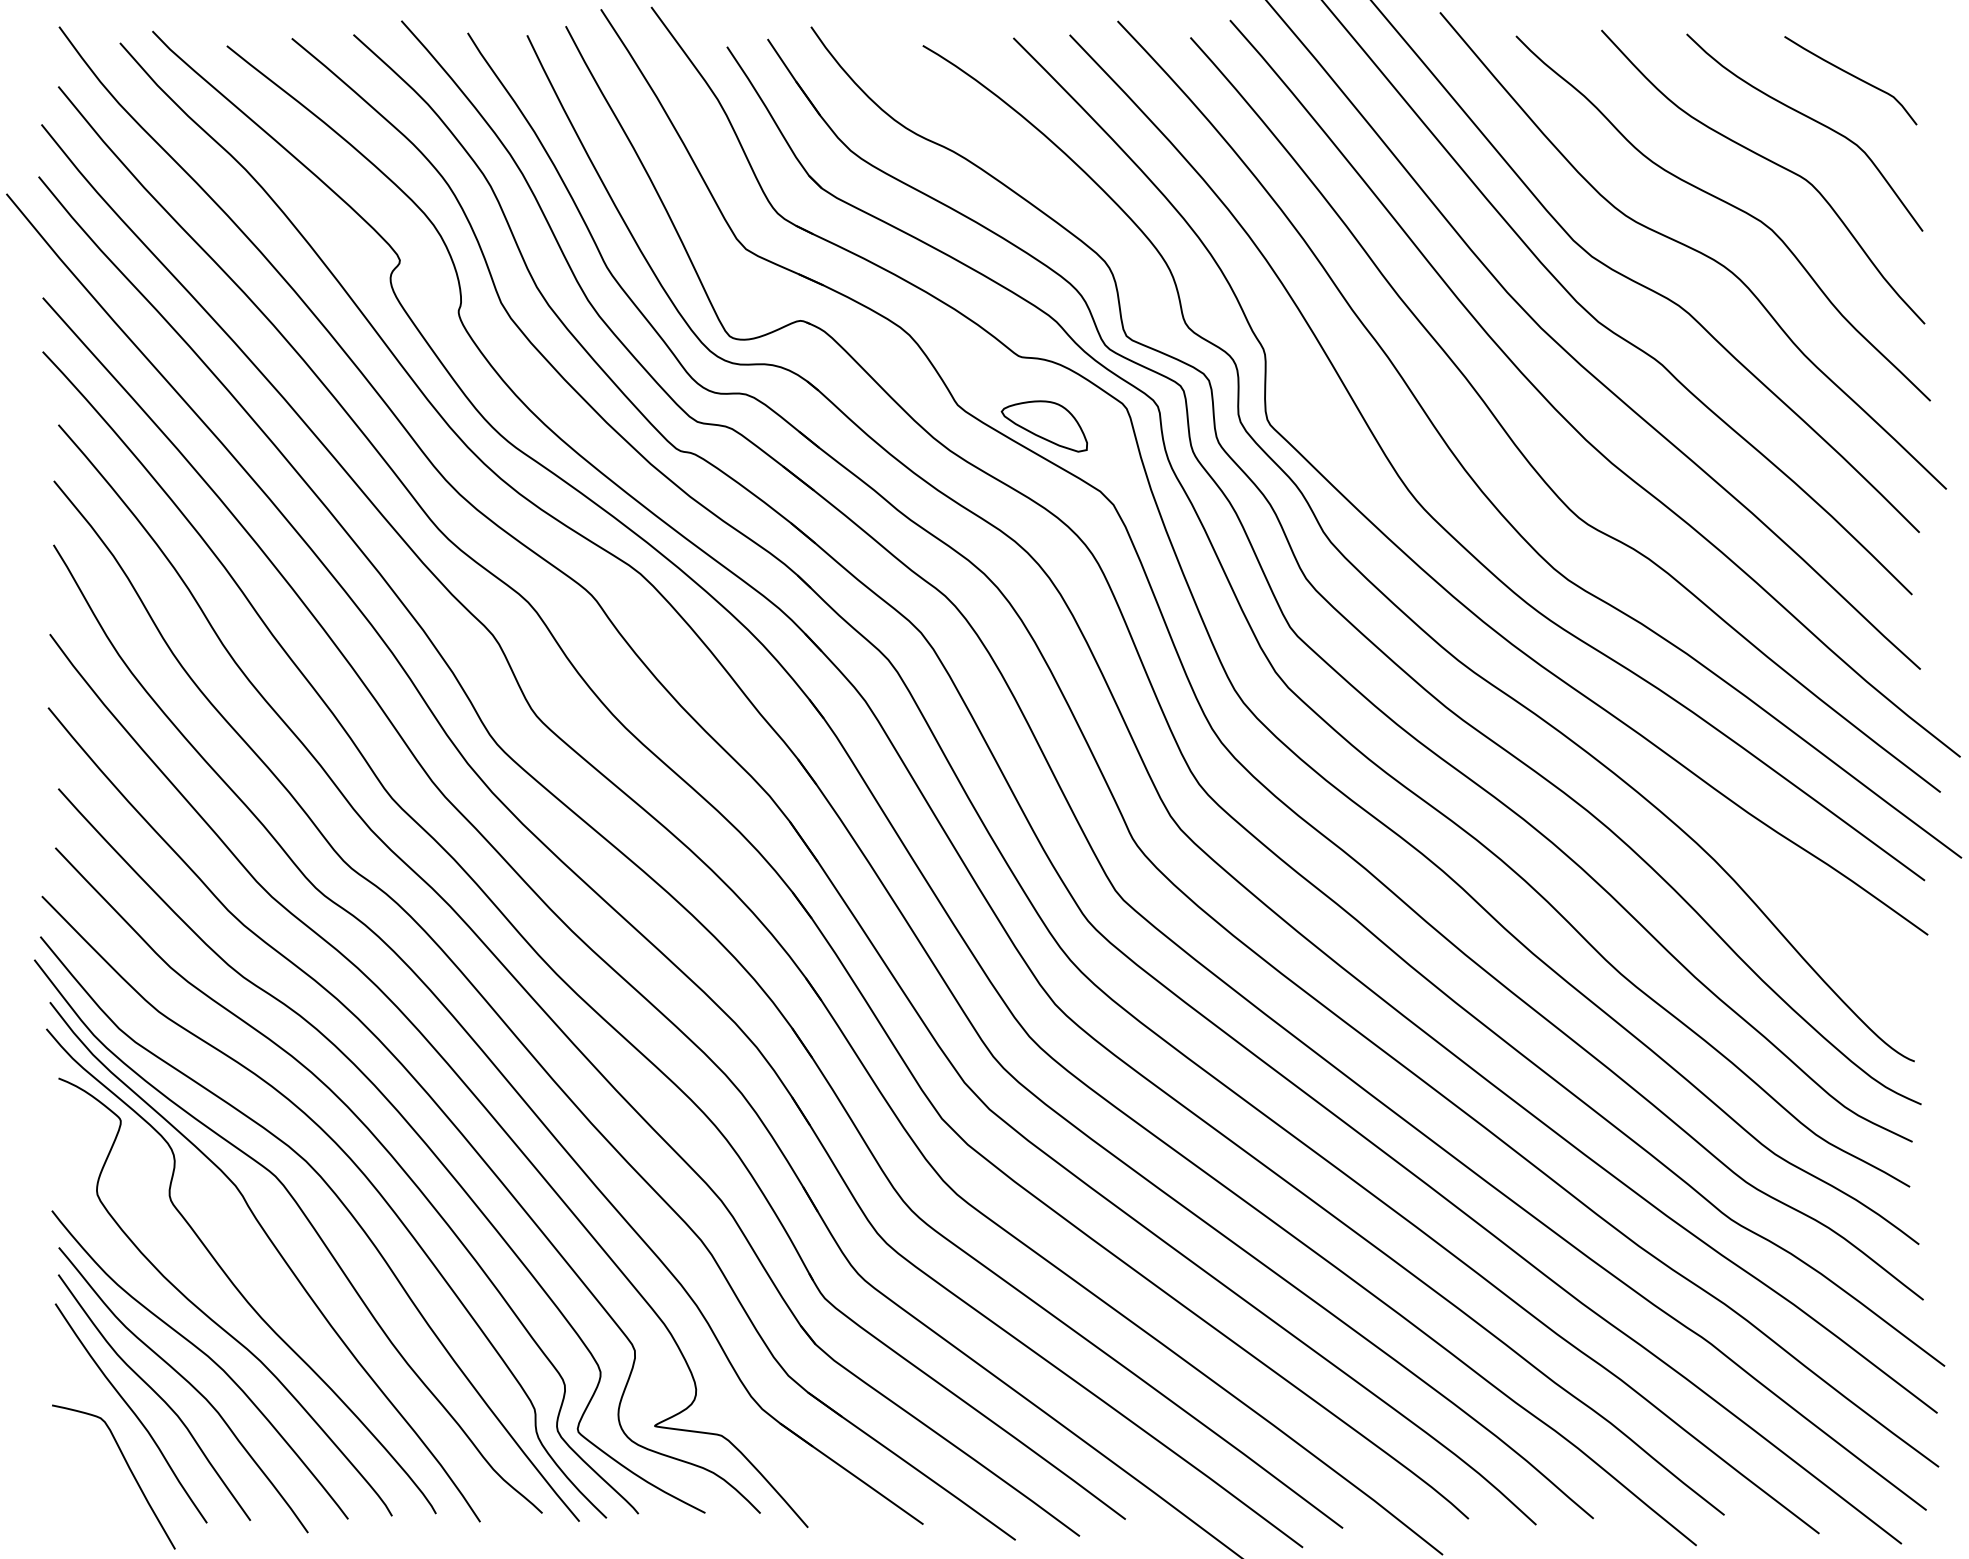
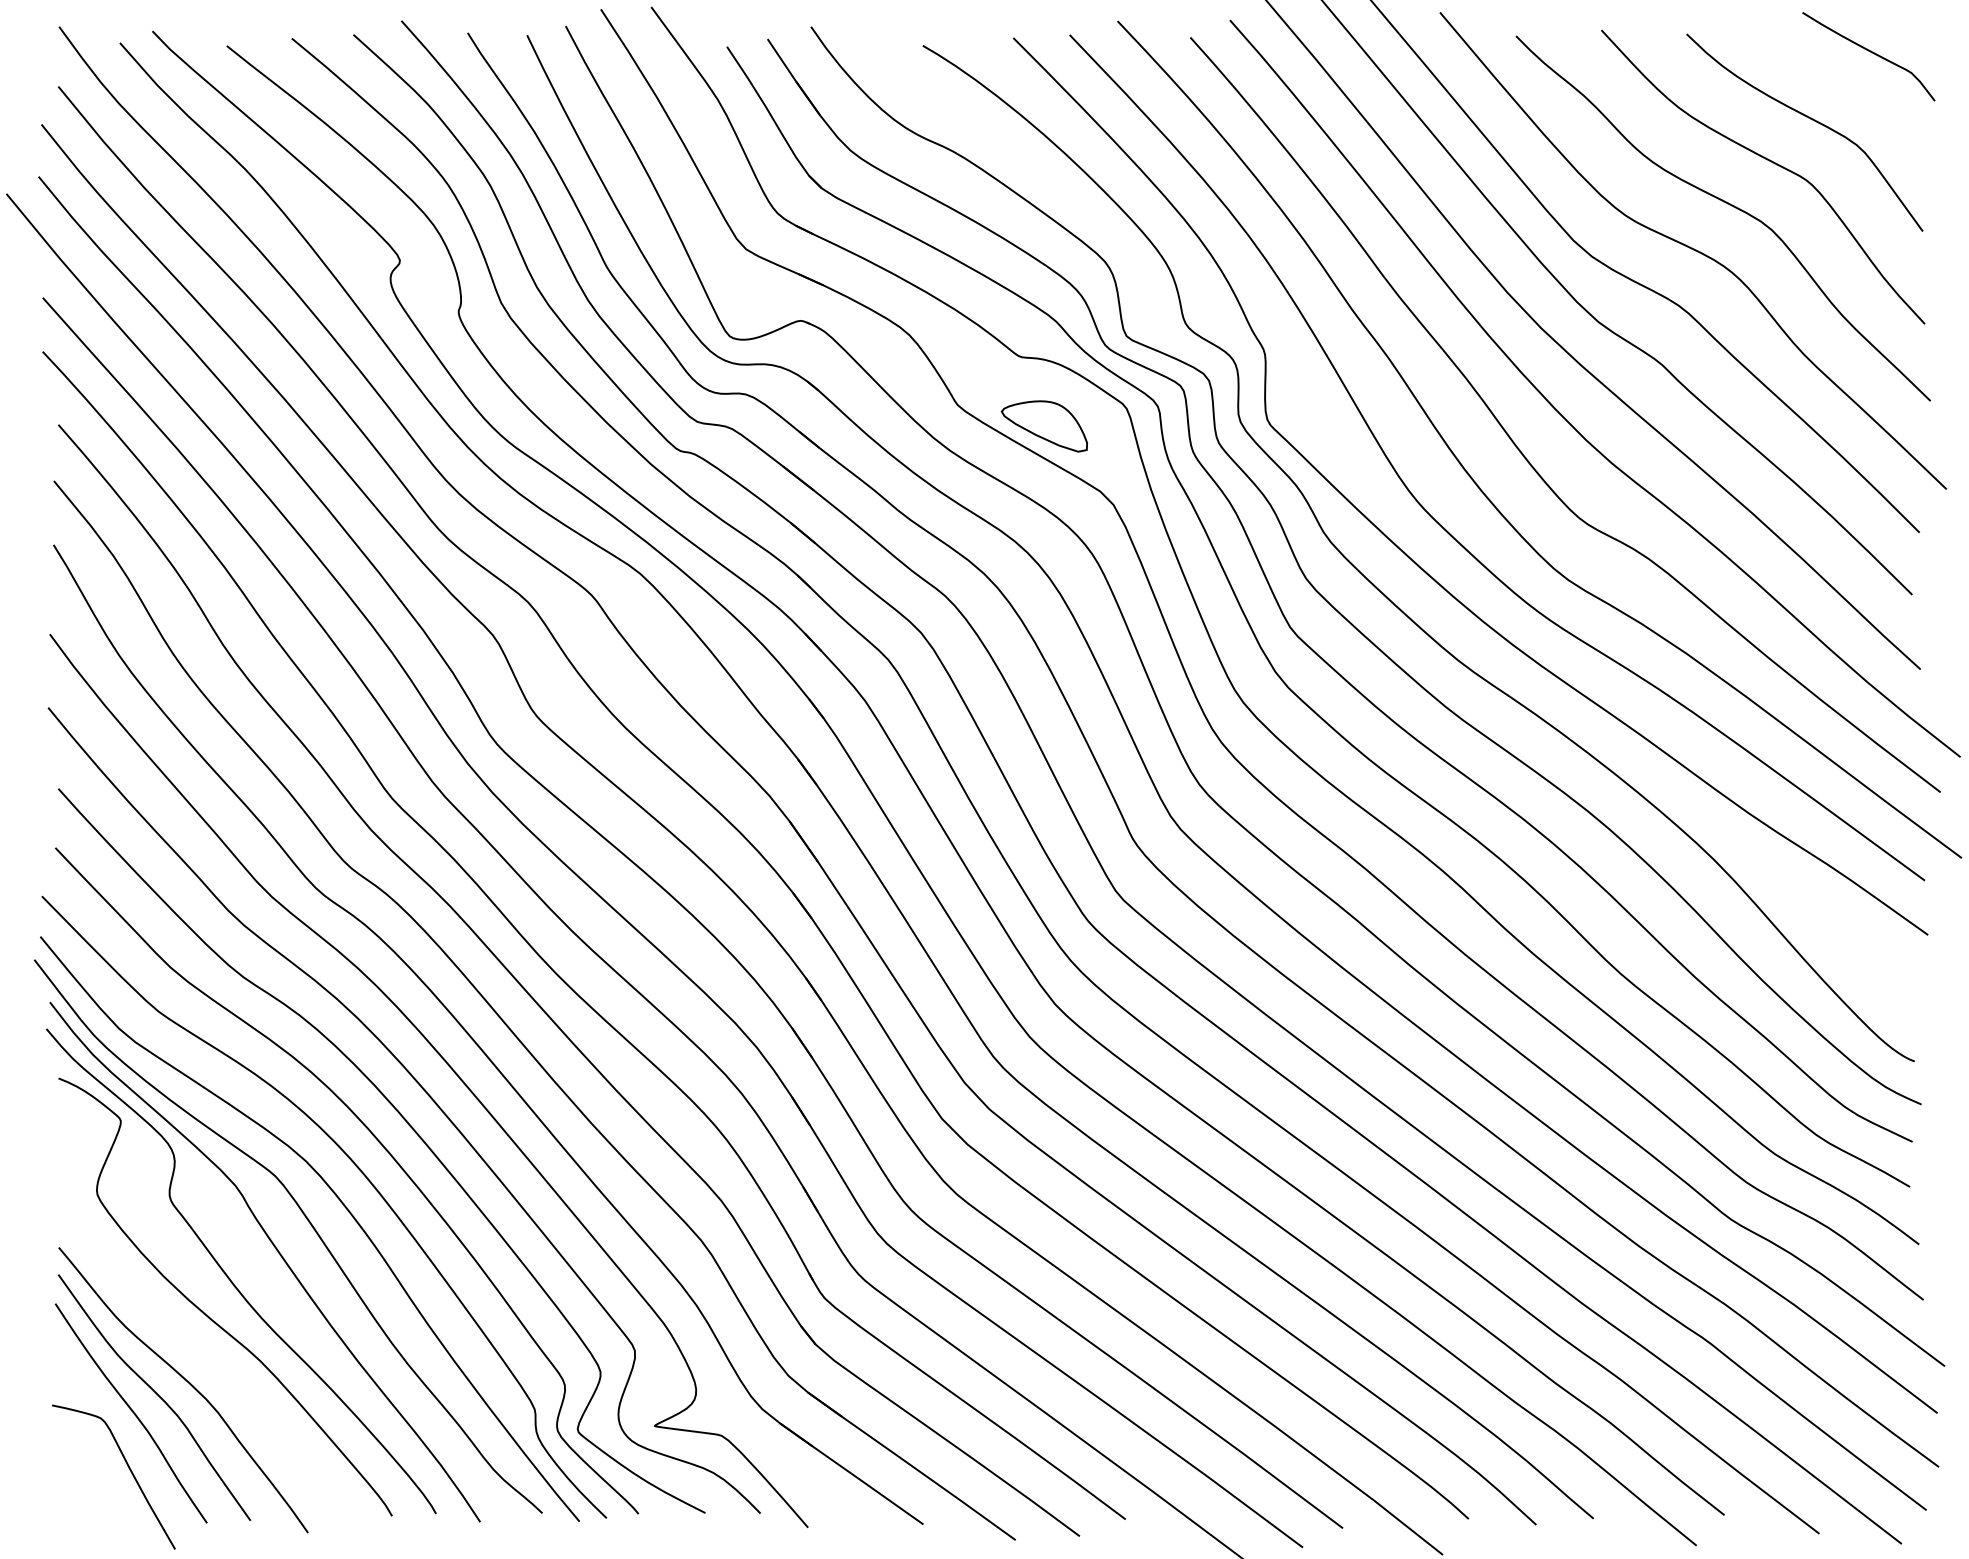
curve position: (1852, 76) -> (1870, 52) (1870, 52)
curve: present -> none (206, 1356)
